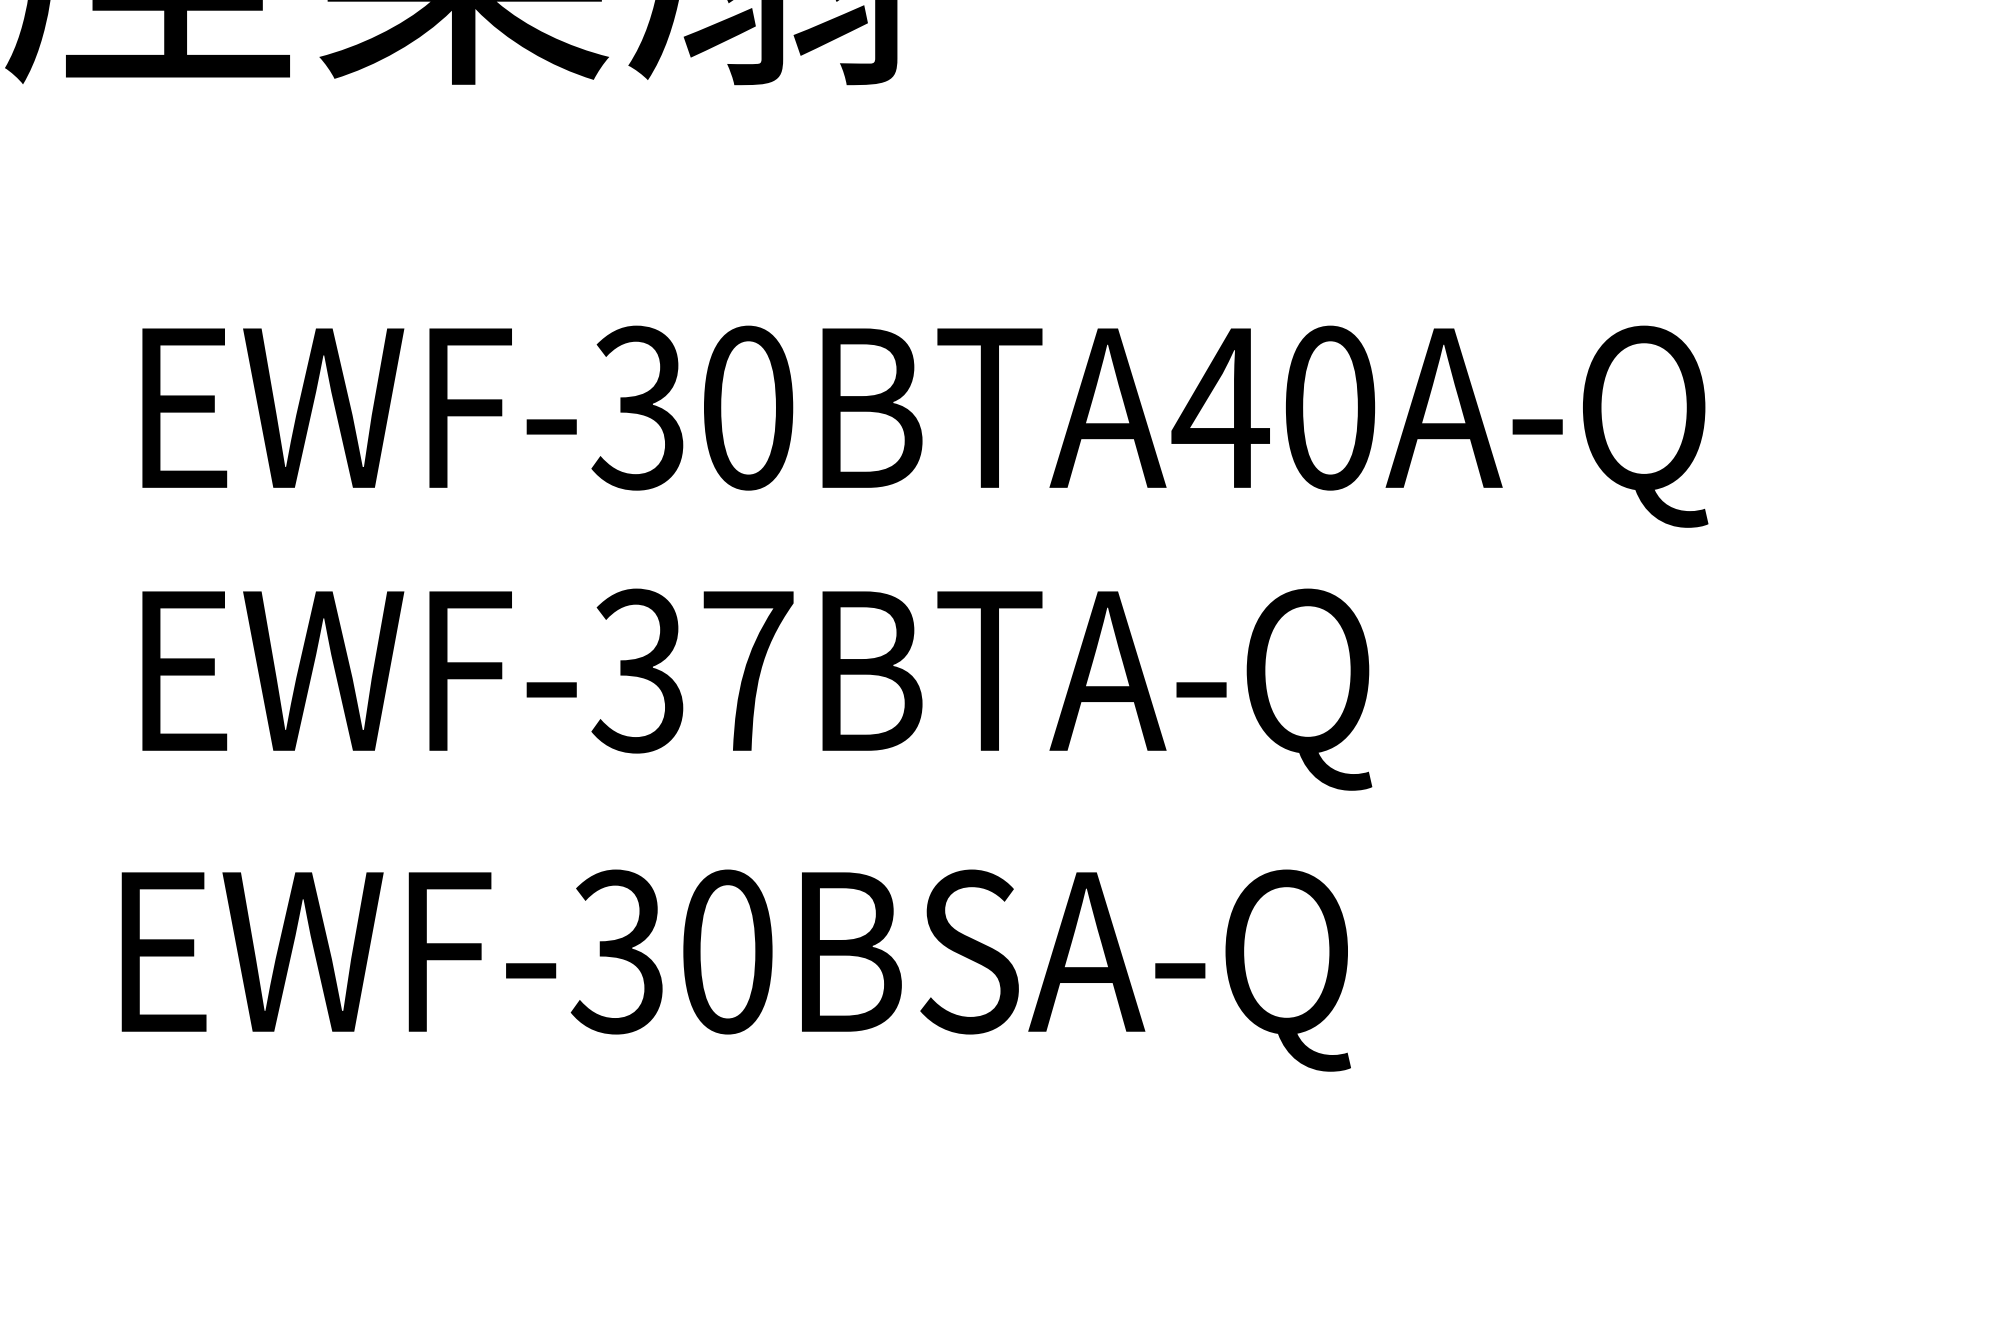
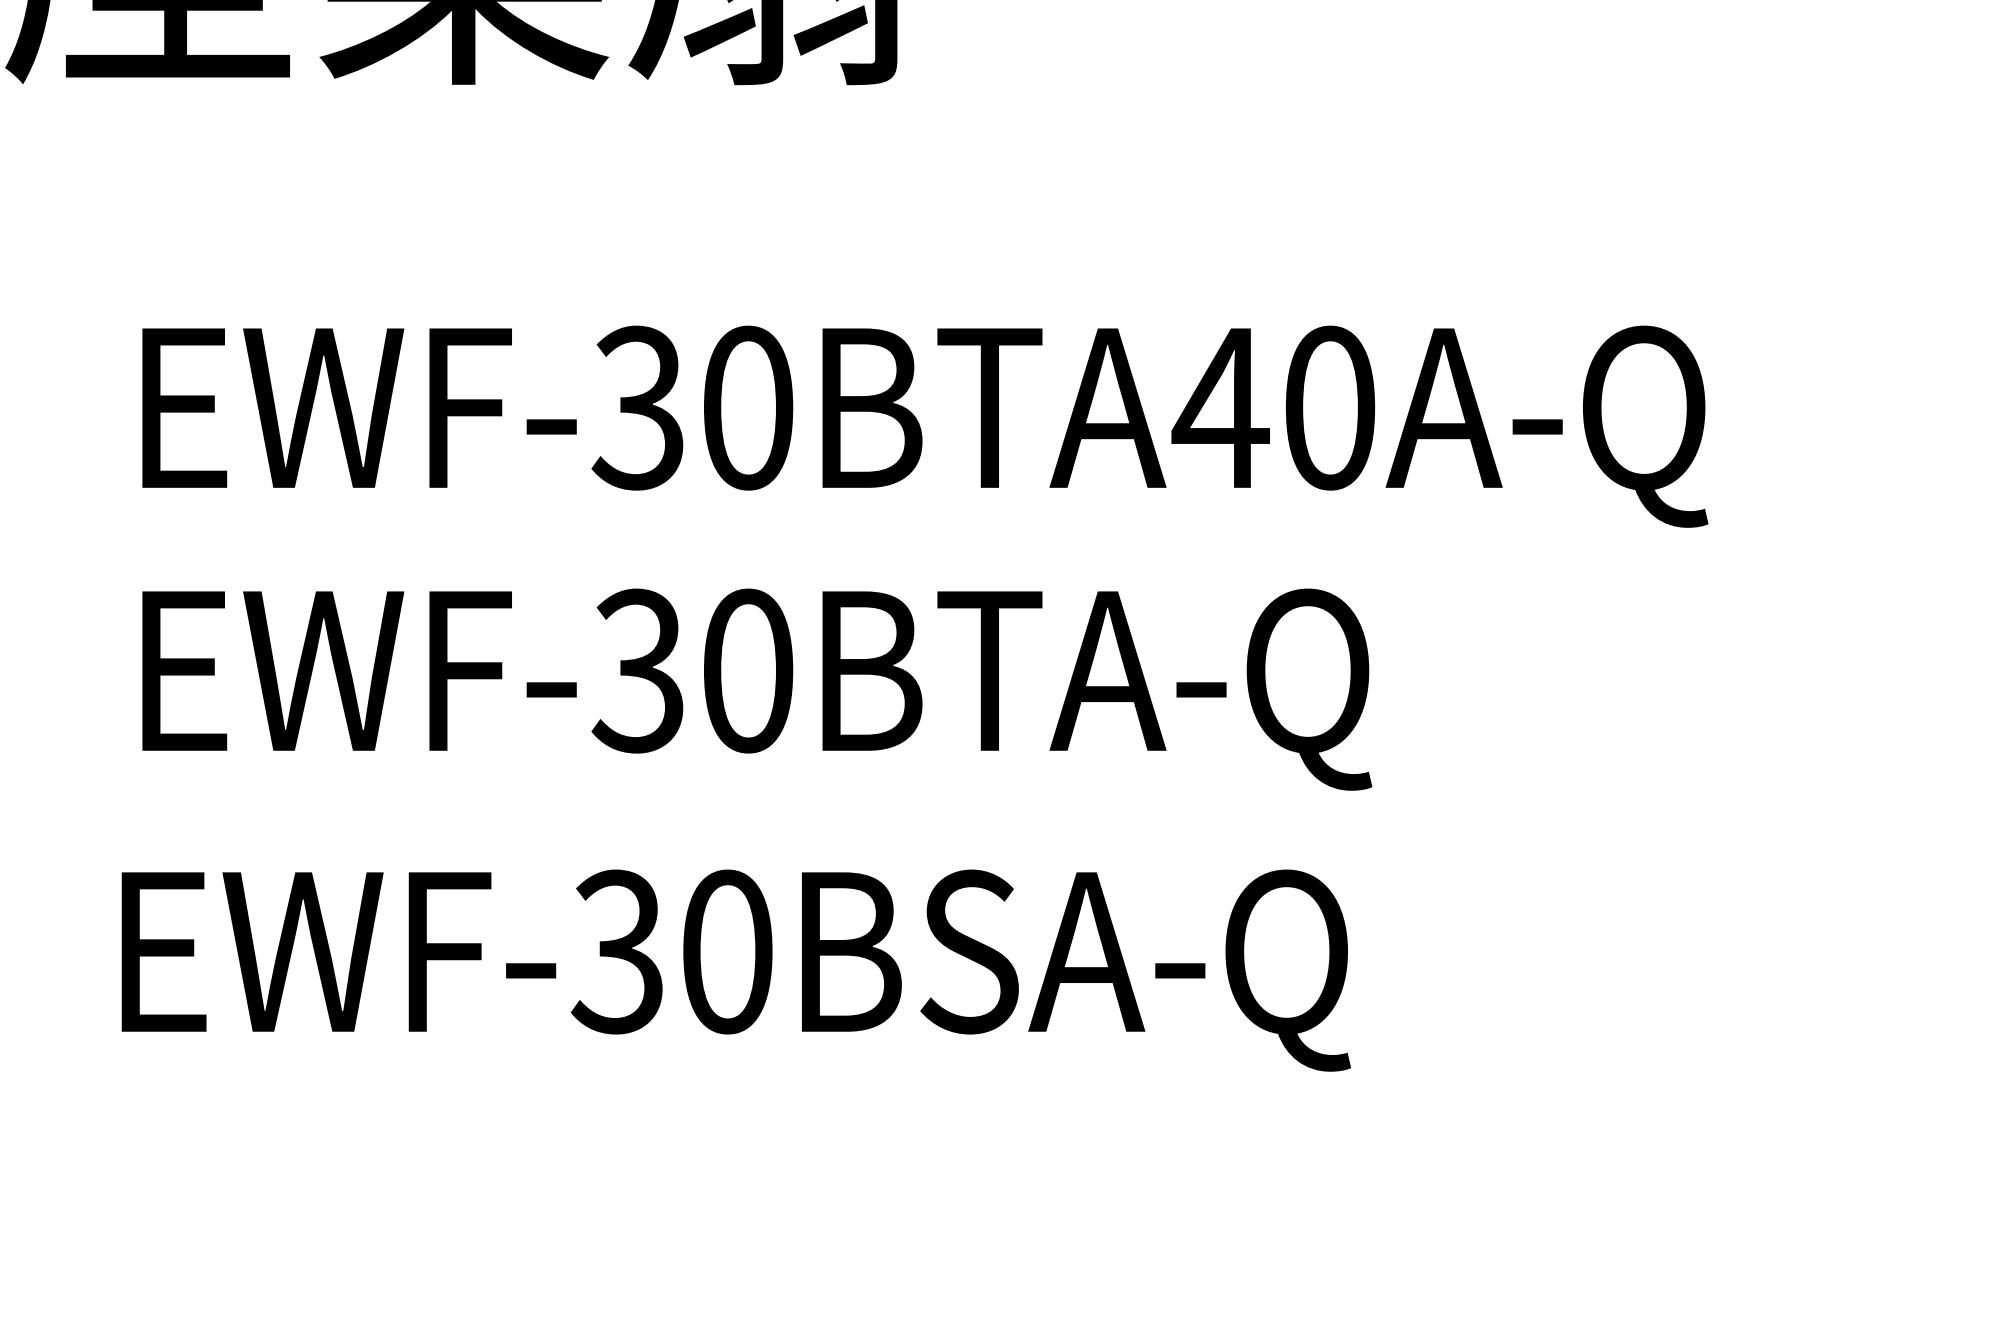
text: EWF-37BTA-Q -> EWF-30BTA-Q (748, 670)
